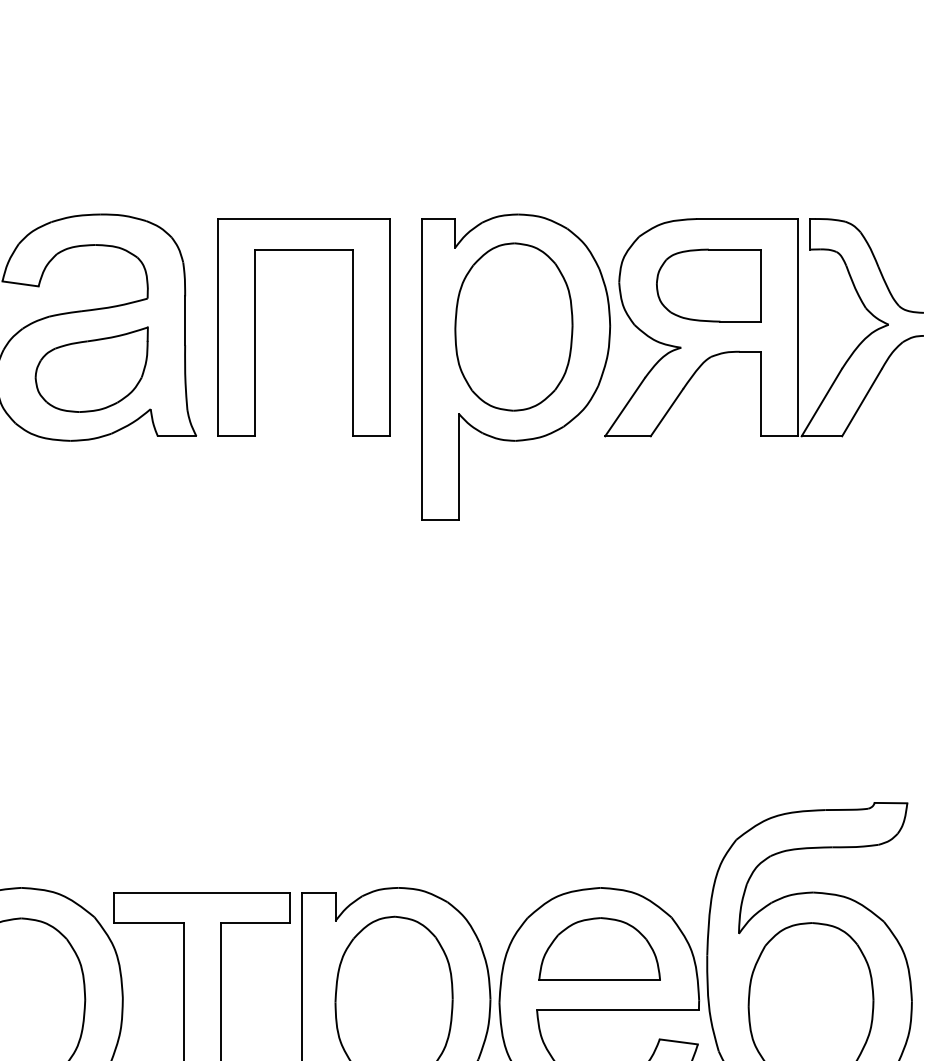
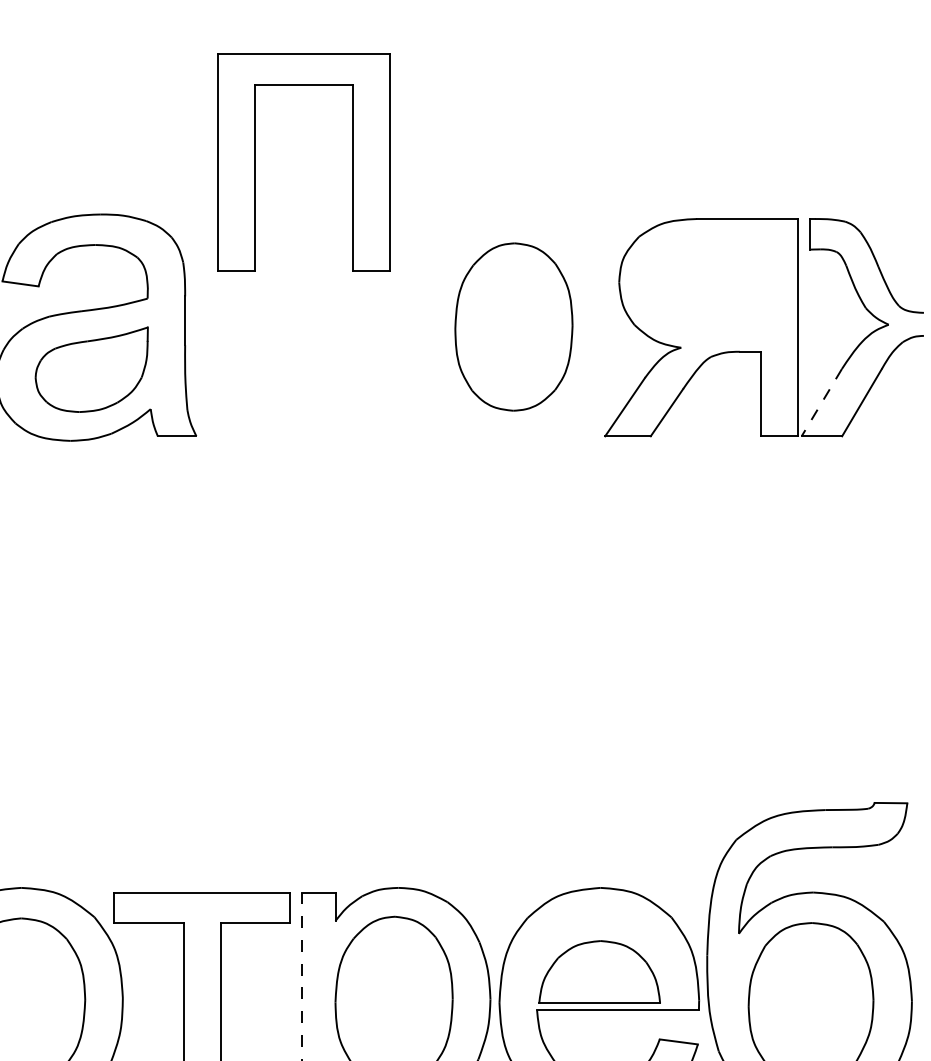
part: present -> none (708, 285)
part position: (255, 327) -> (255, 162) (255, 162)
part: present -> none (516, 366)
line: solid -> dashed (821, 403)
part position: (599, 948) -> (599, 971) (599, 971)
line: solid -> dashed (302, 976)
